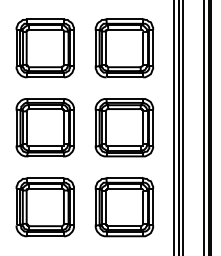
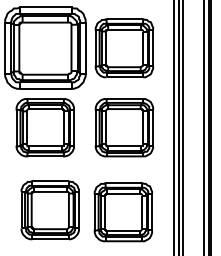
part size: 60x61 px -> 83x84 px (45, 47)
part position: (44, 207) -> (49, 210) (49, 210)
part position: (124, 207) -> (123, 212) (123, 212)
